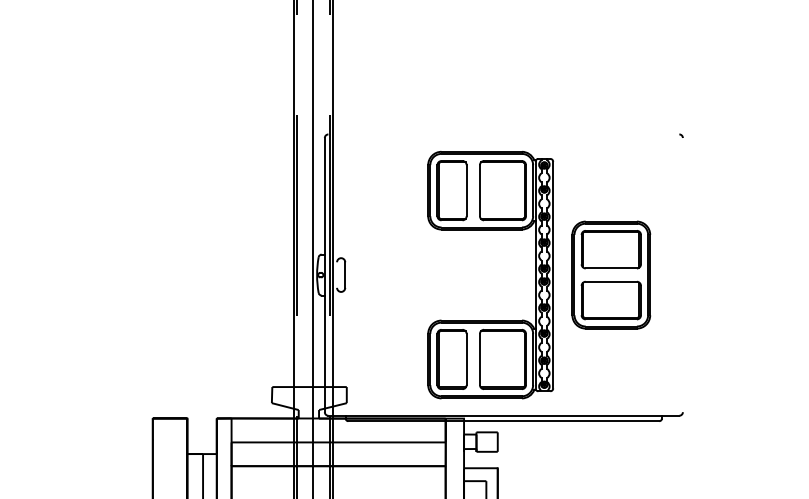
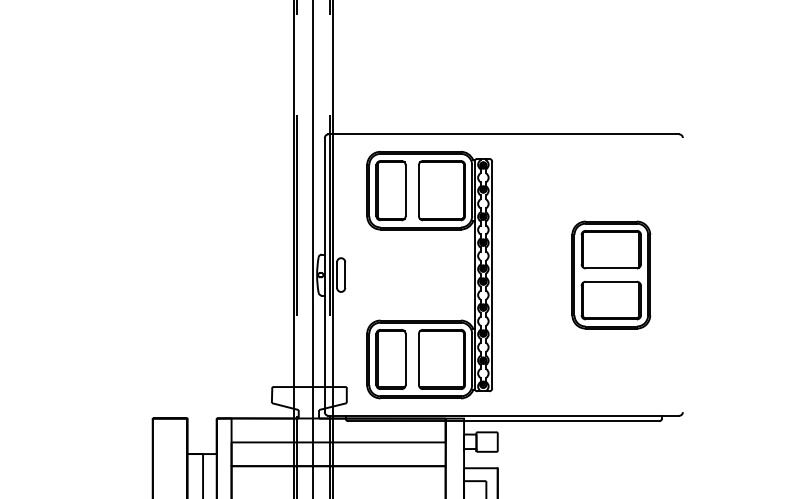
line: none -> present (503, 134)
part position: (490, 230) -> (429, 230) (429, 230)
line: none -> present (337, 274)
